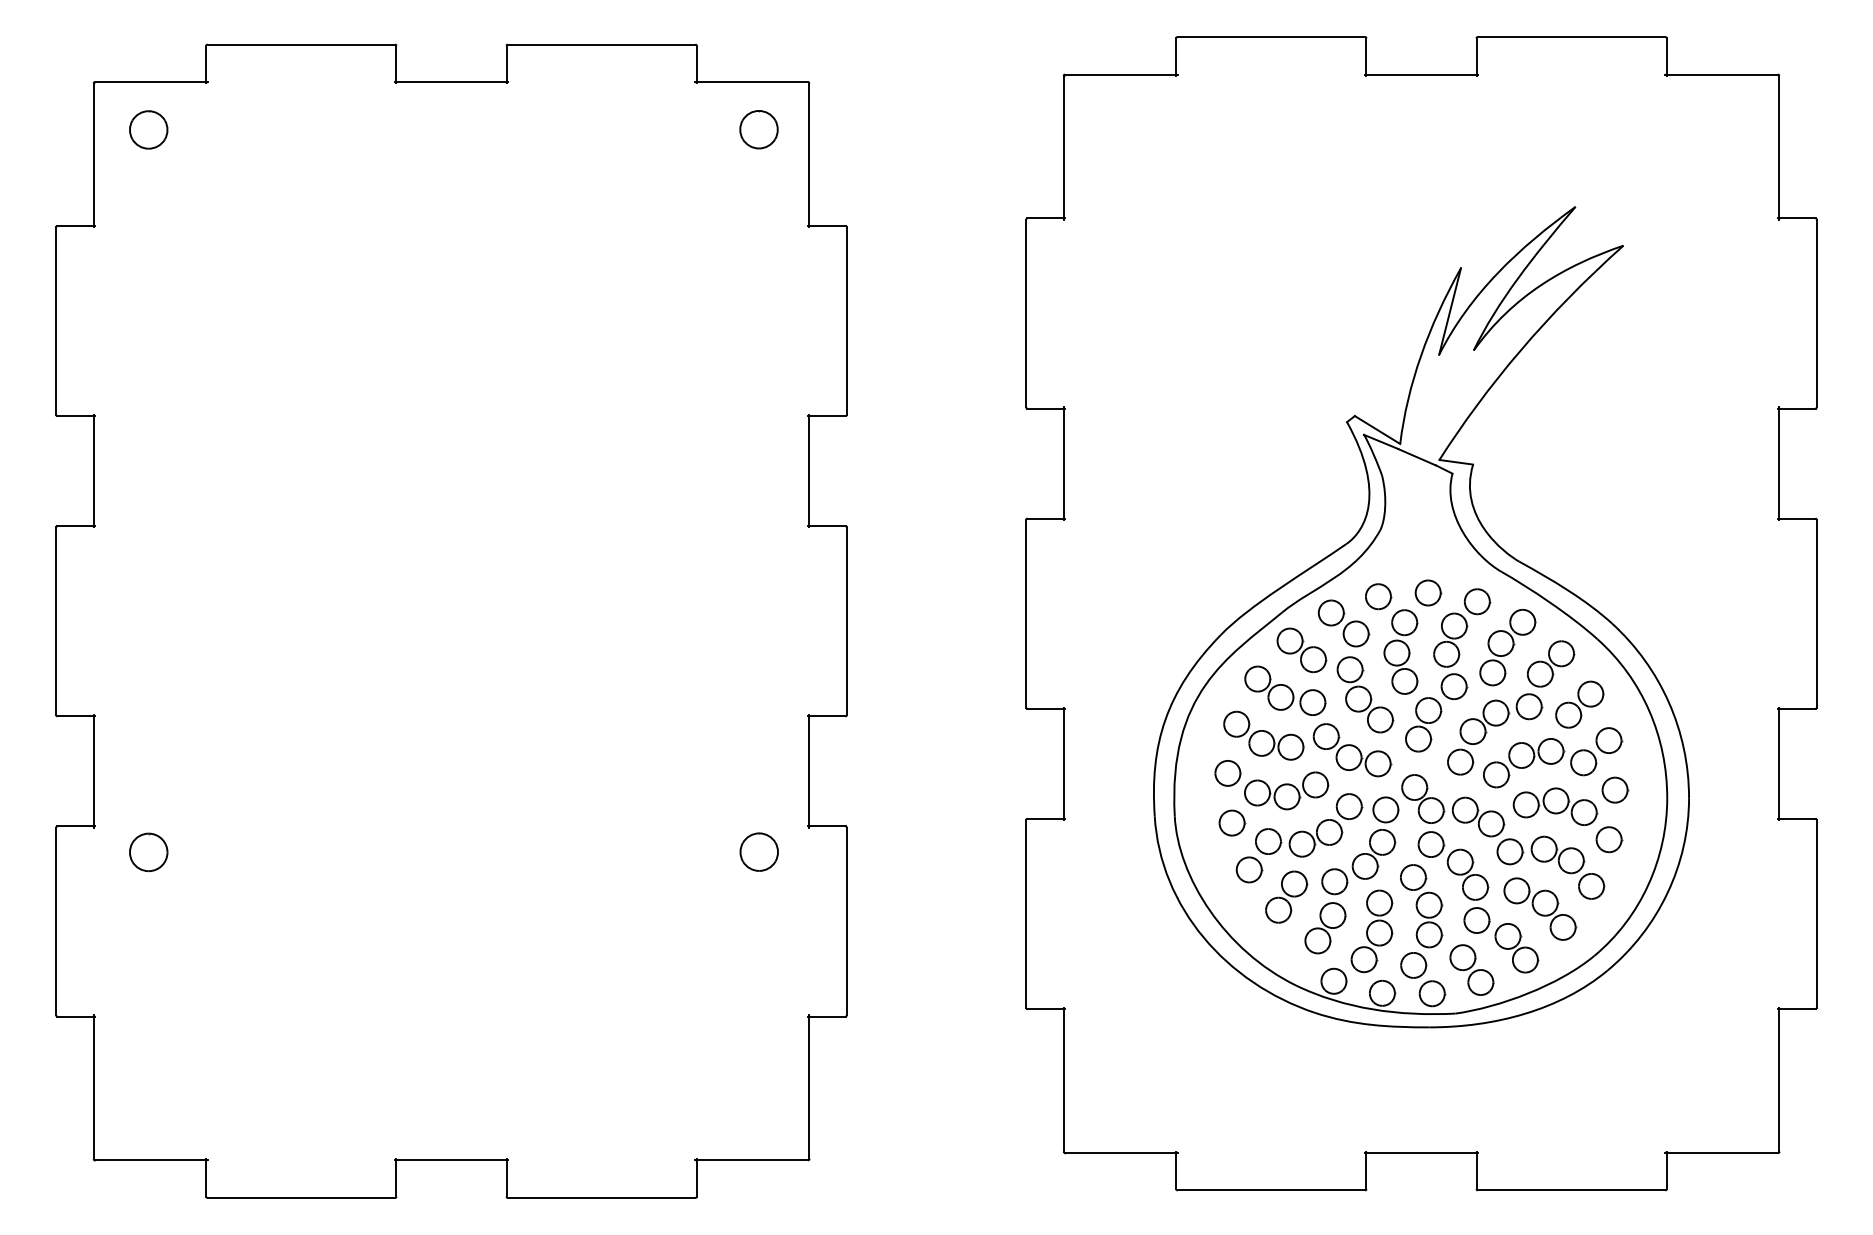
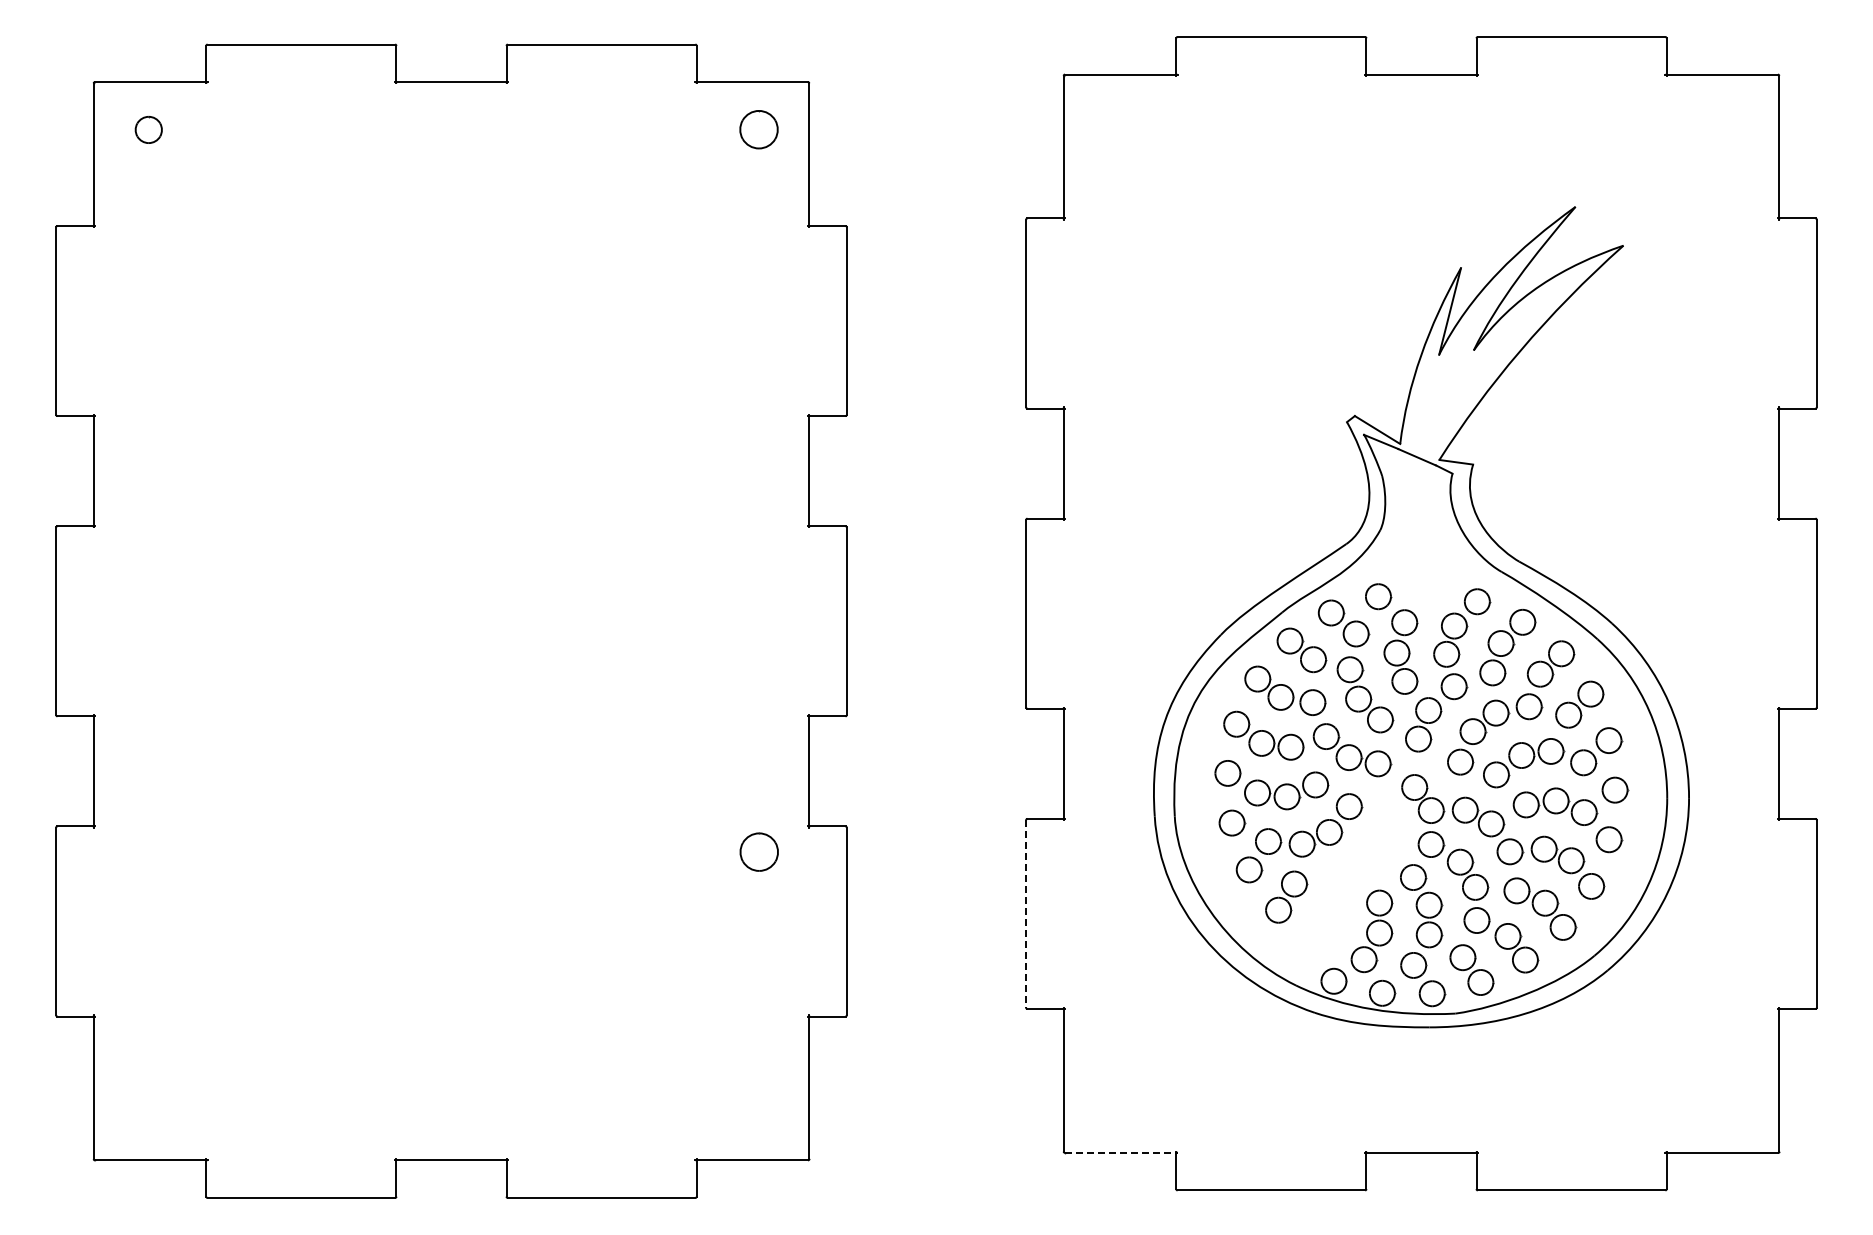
part size: 40x40 px -> 29x28 px (148, 129)
part: present -> none (1428, 592)
part: present -> none (148, 851)
part: present -> none (1351, 875)
line: solid -> dashed (1026, 913)
line: solid -> dashed (1121, 1152)
